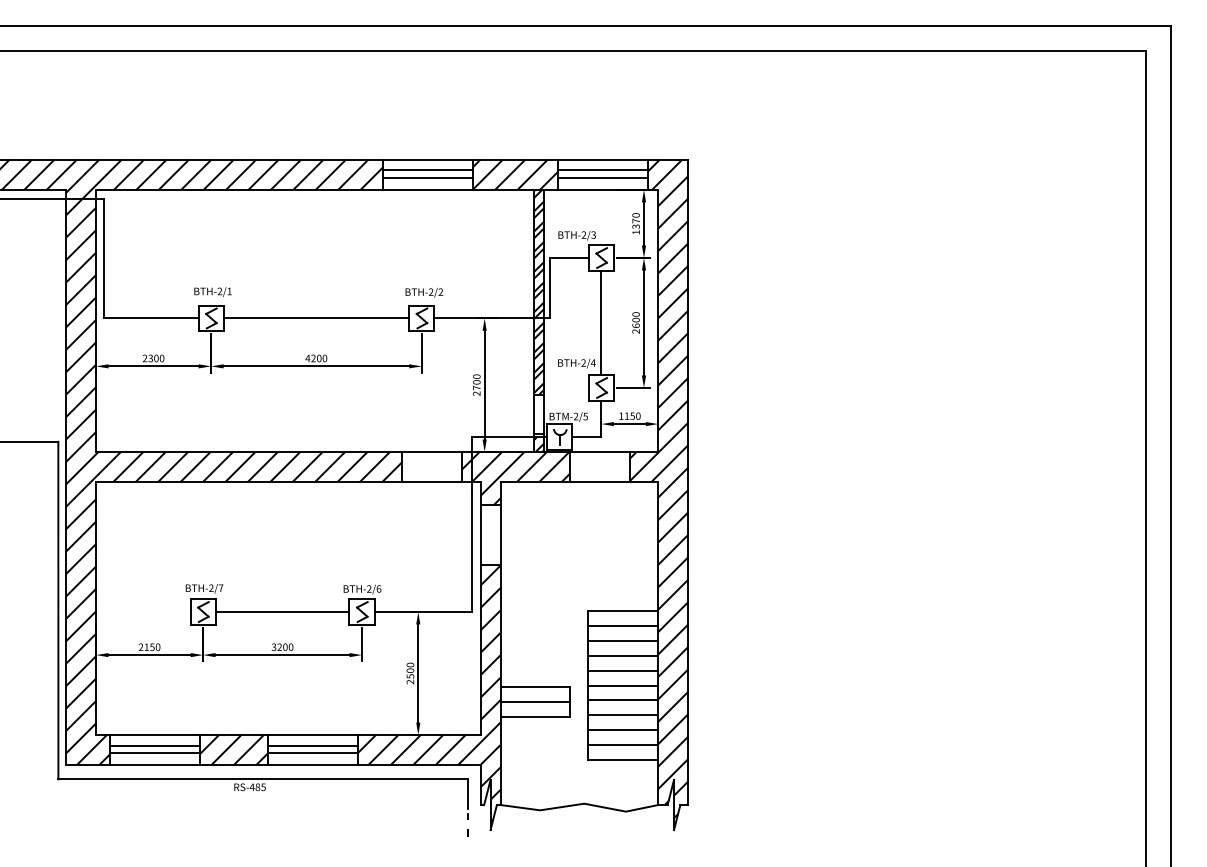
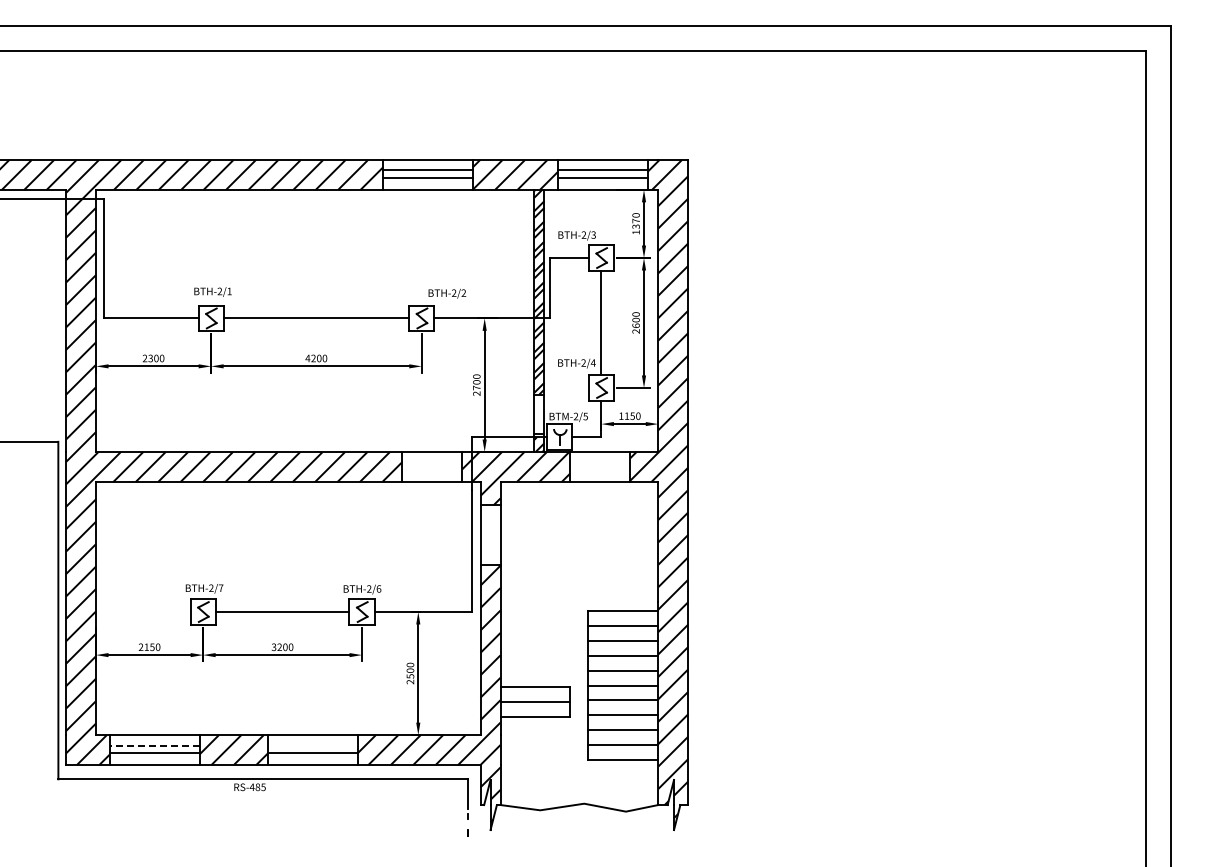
text position: (424, 292) -> (447, 293) (447, 293)
line: solid -> dashed (154, 745)
line: present -> none (312, 745)
